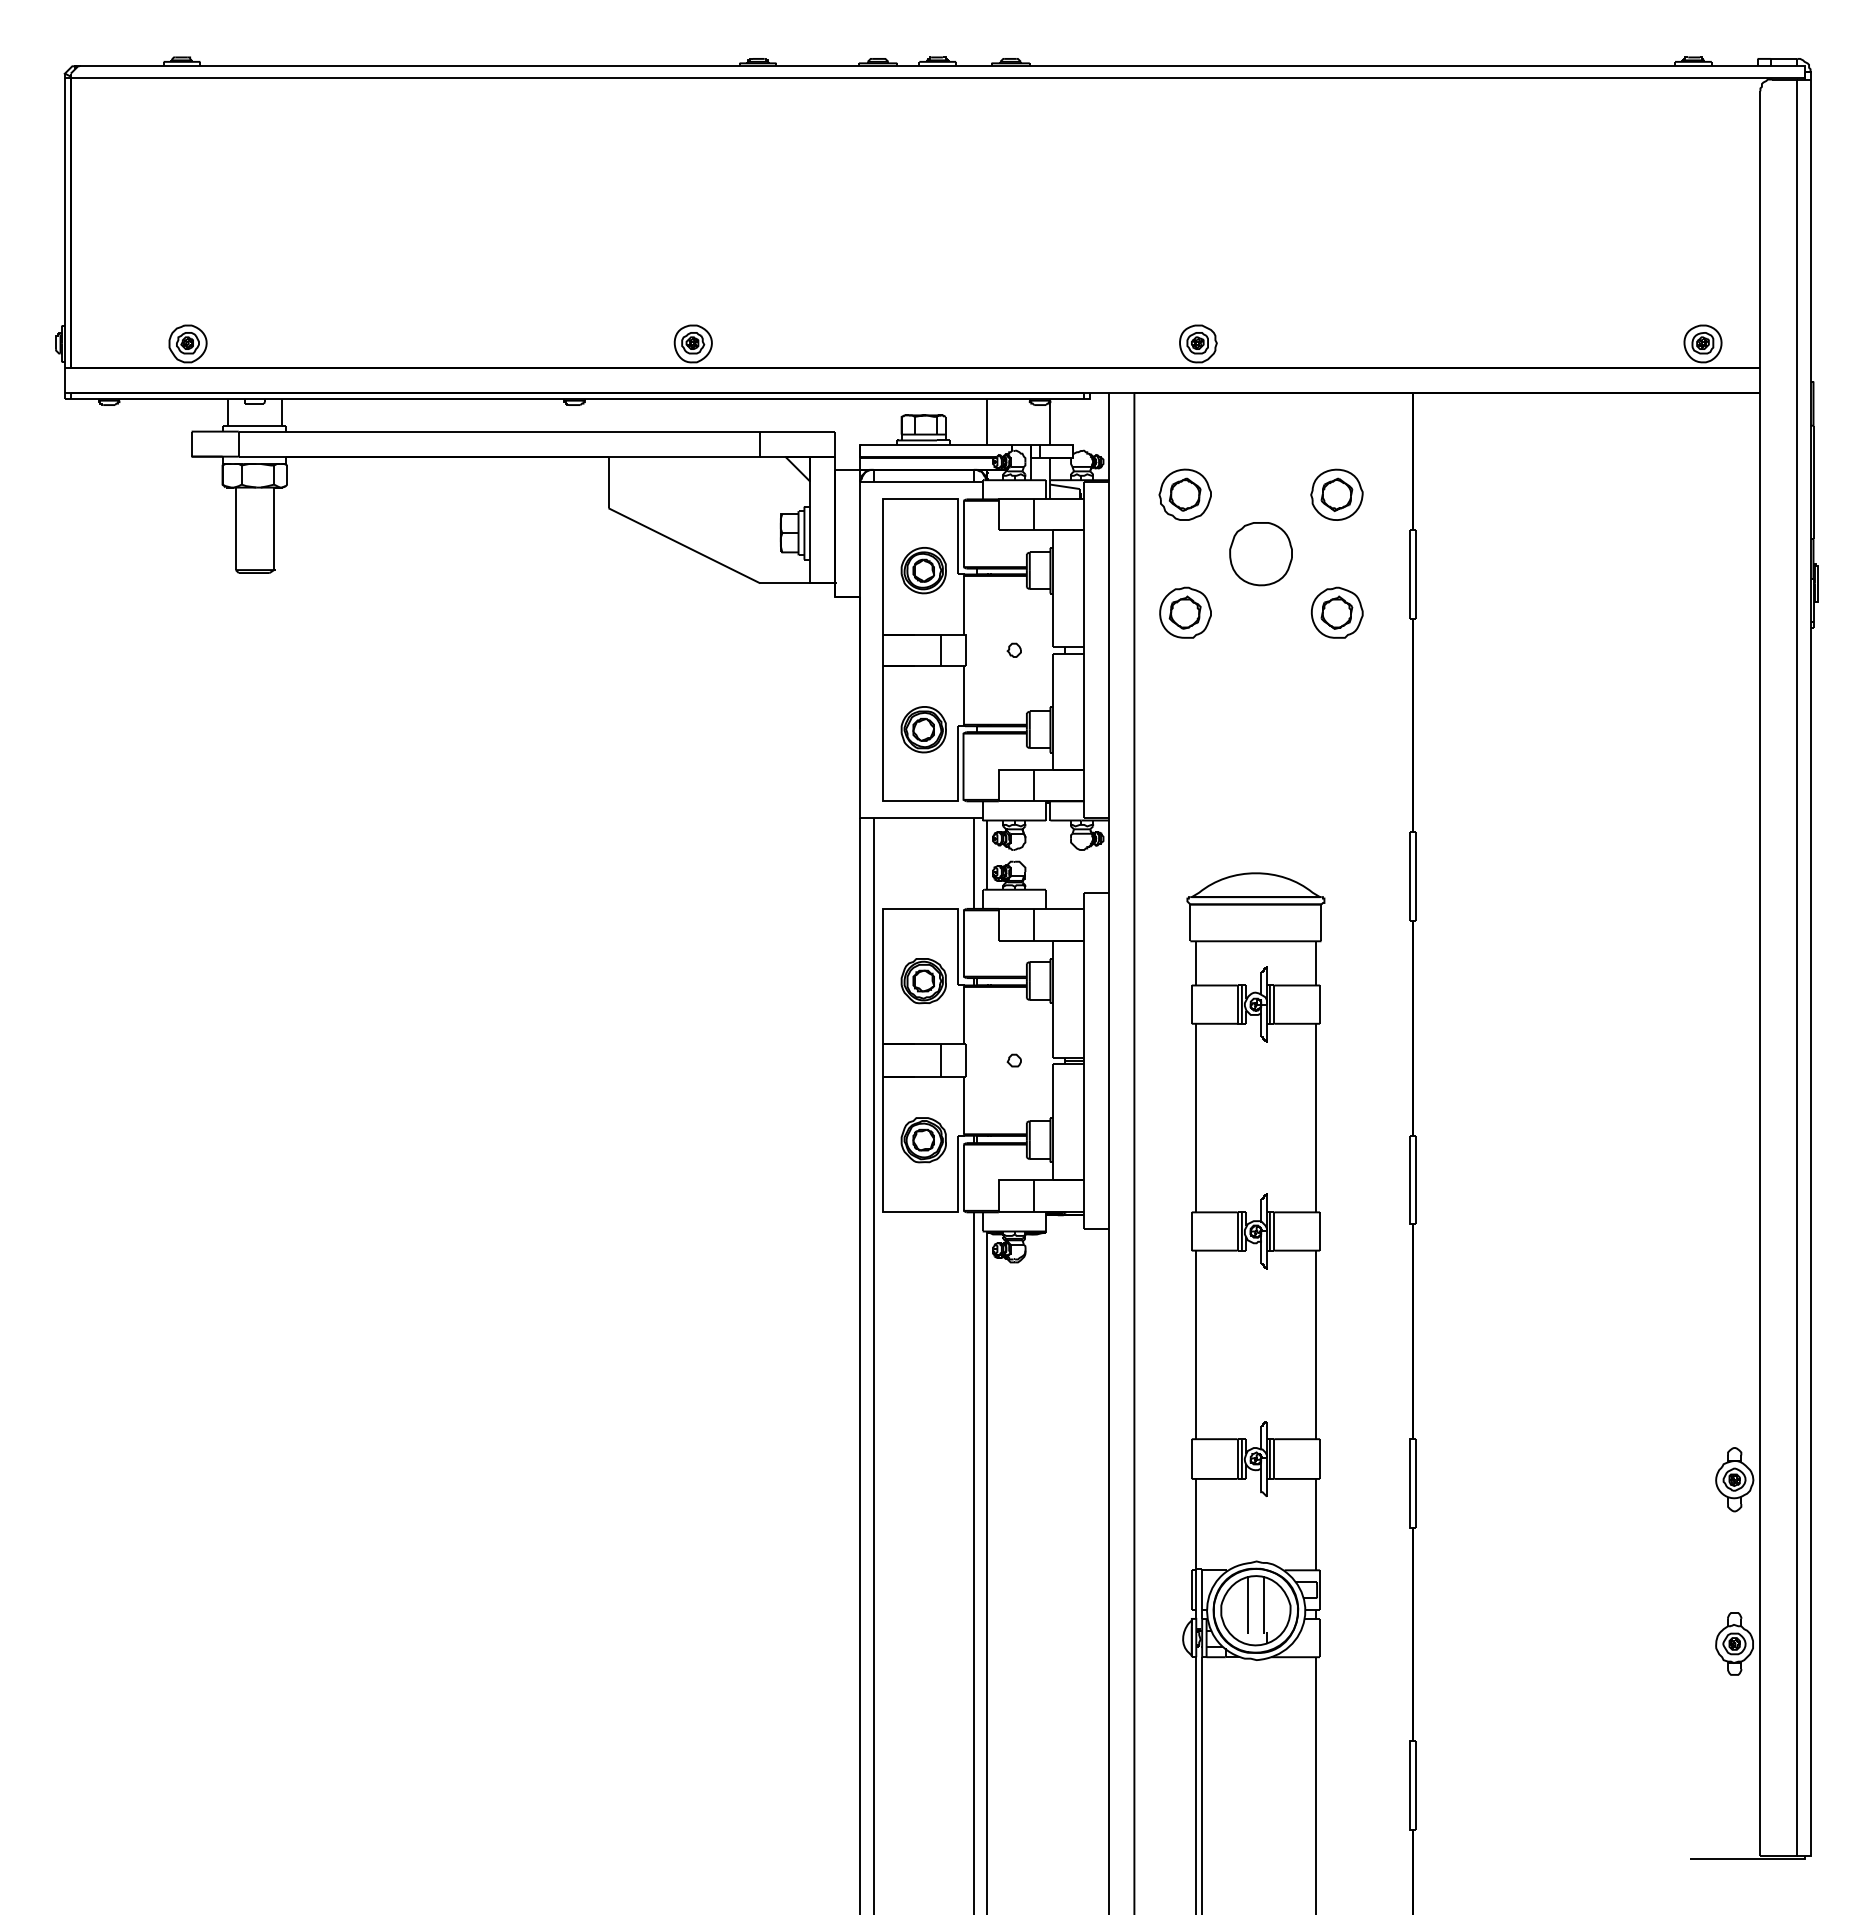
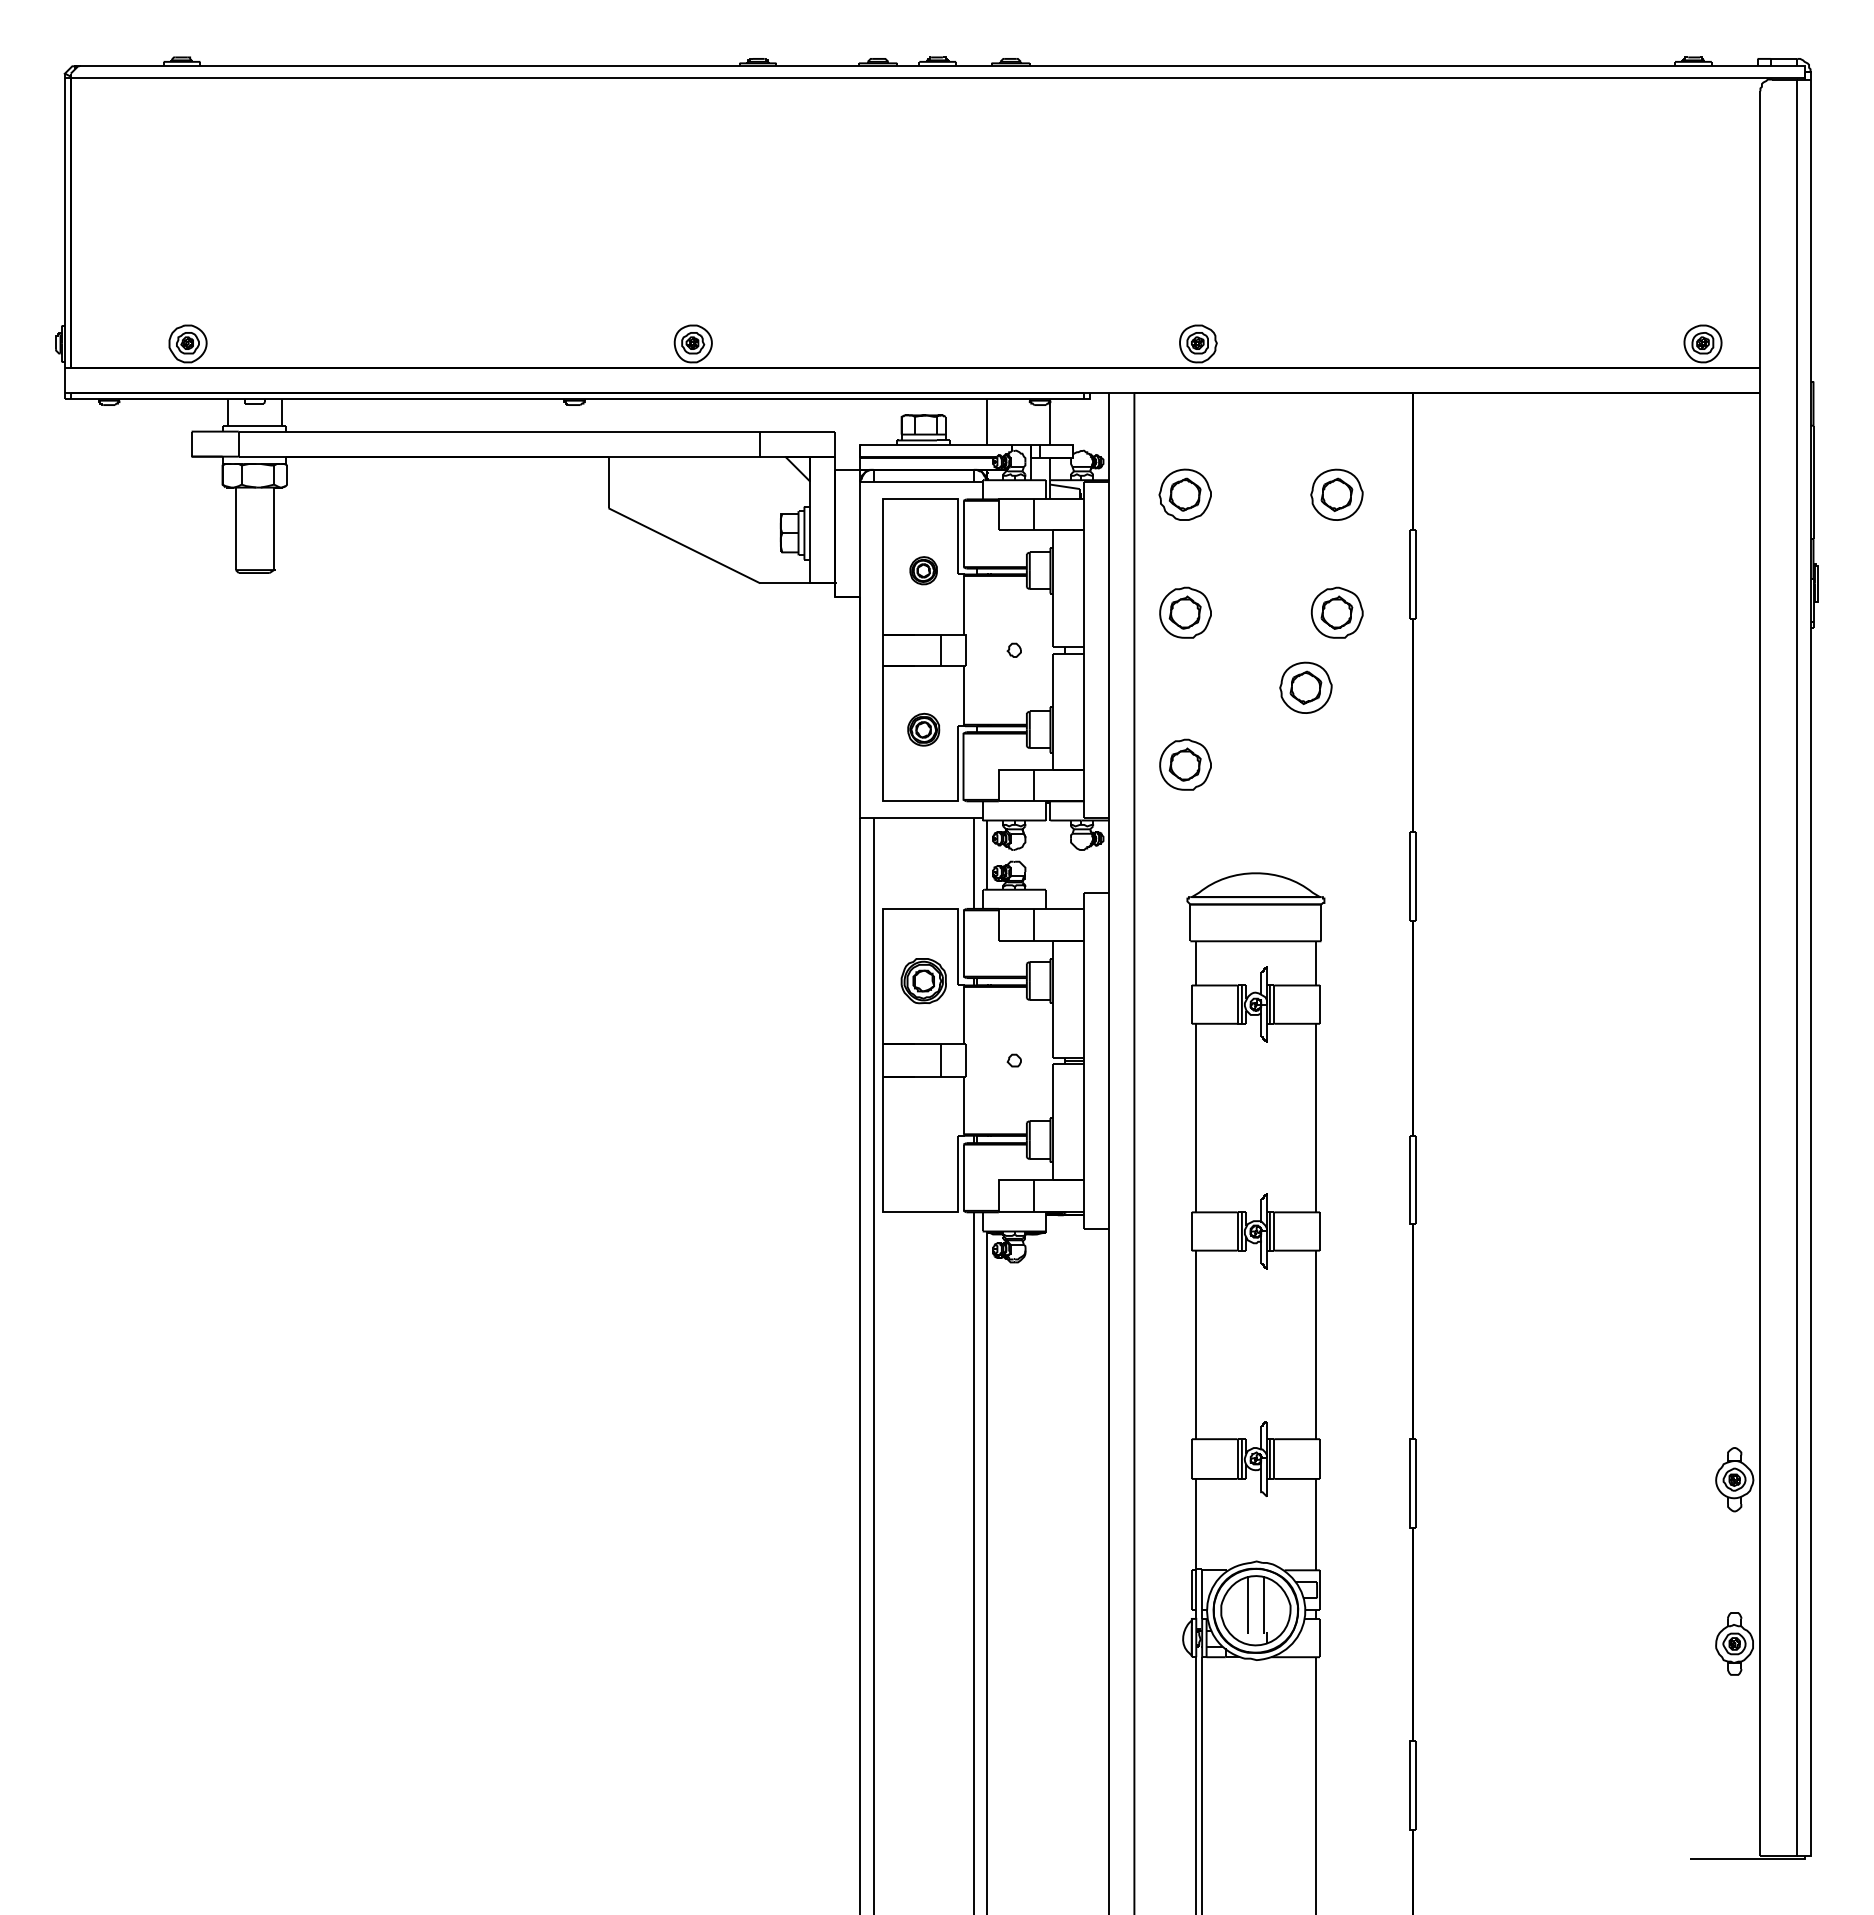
part: present -> none (1260, 554)
part size: 47x48 px -> 29x30 px (923, 570)
part: none -> present (1305, 687)
part size: 47x48 px -> 34x35 px (923, 729)
part: none -> present (1185, 764)
part: present -> none (923, 1140)
